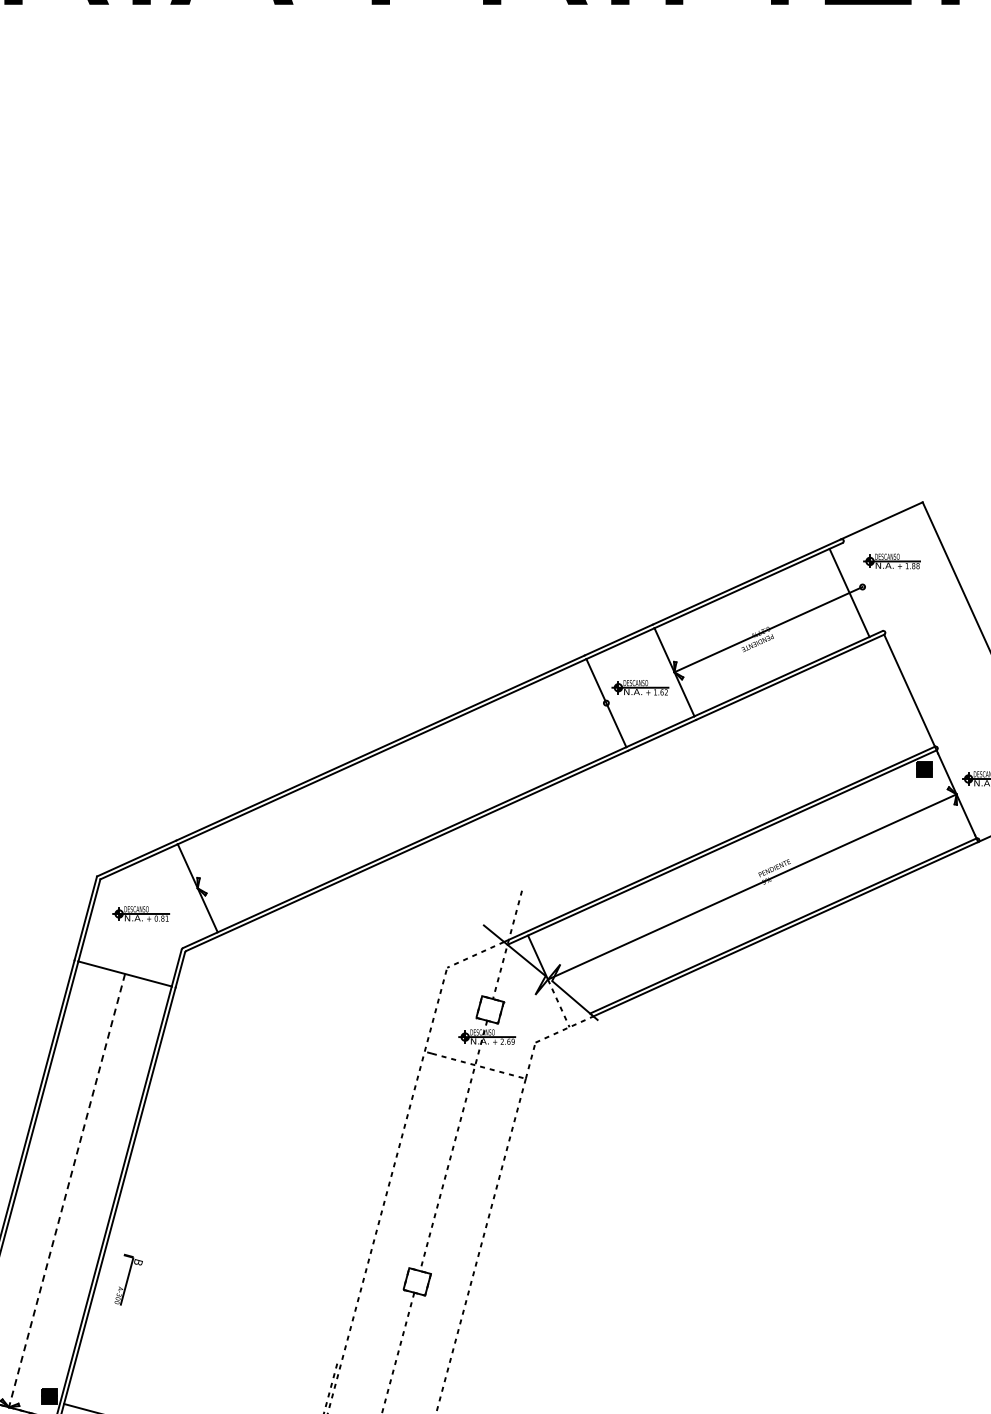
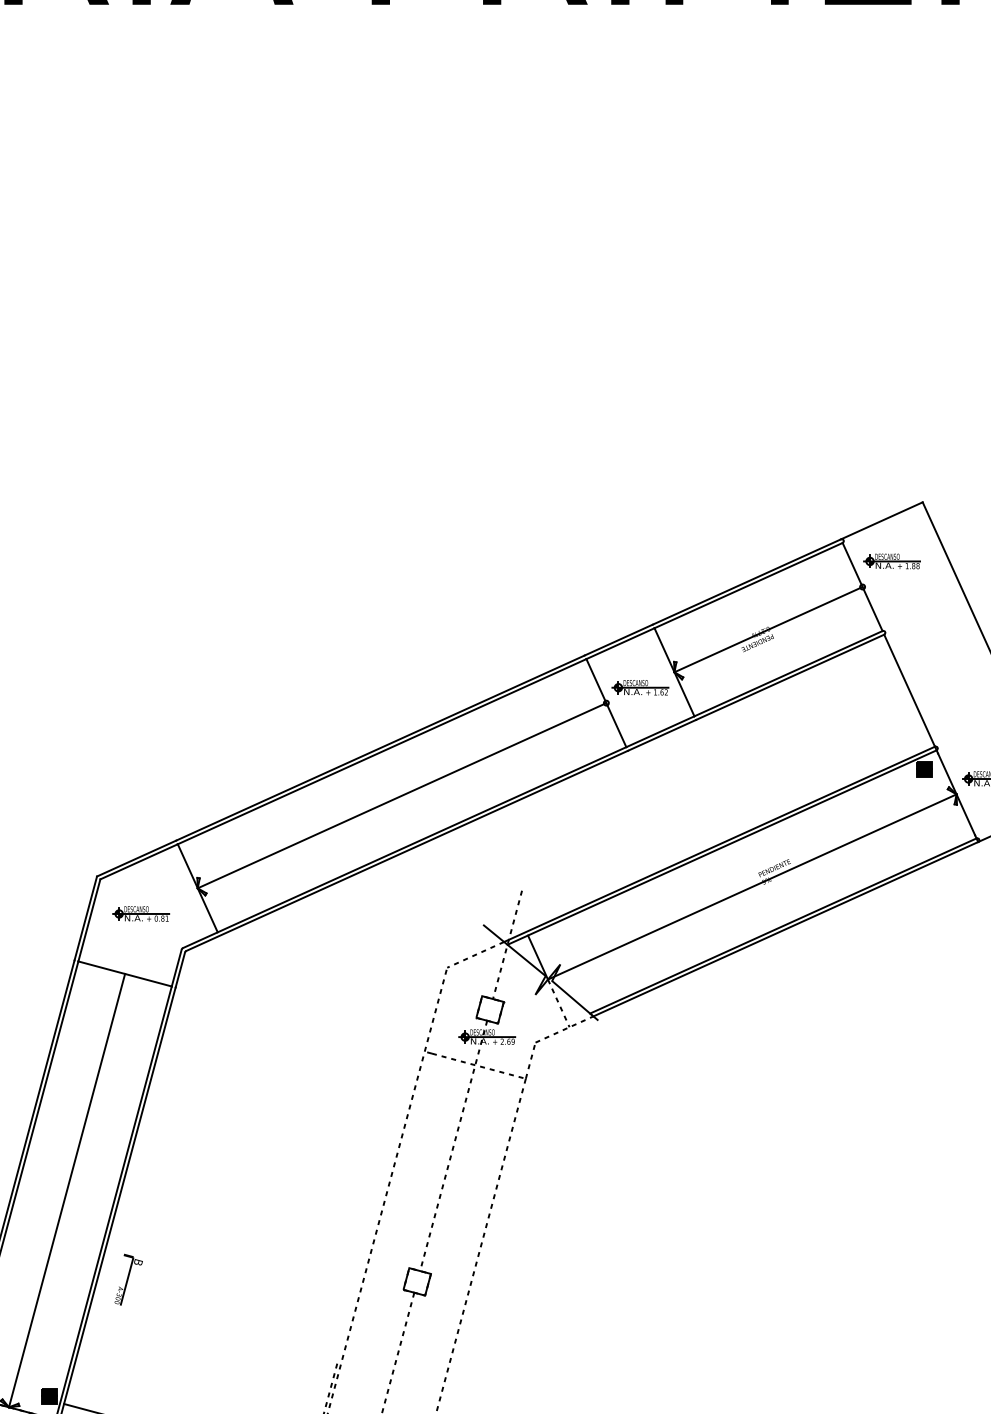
line position: (849, 592) -> (862, 586) (862, 586)
line: none -> present (401, 795)
line: dashed -> solid (66, 1191)
